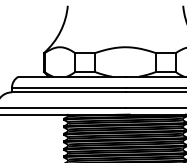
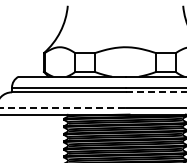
line: solid -> dashed (156, 92)
line: solid -> dashed (63, 107)
